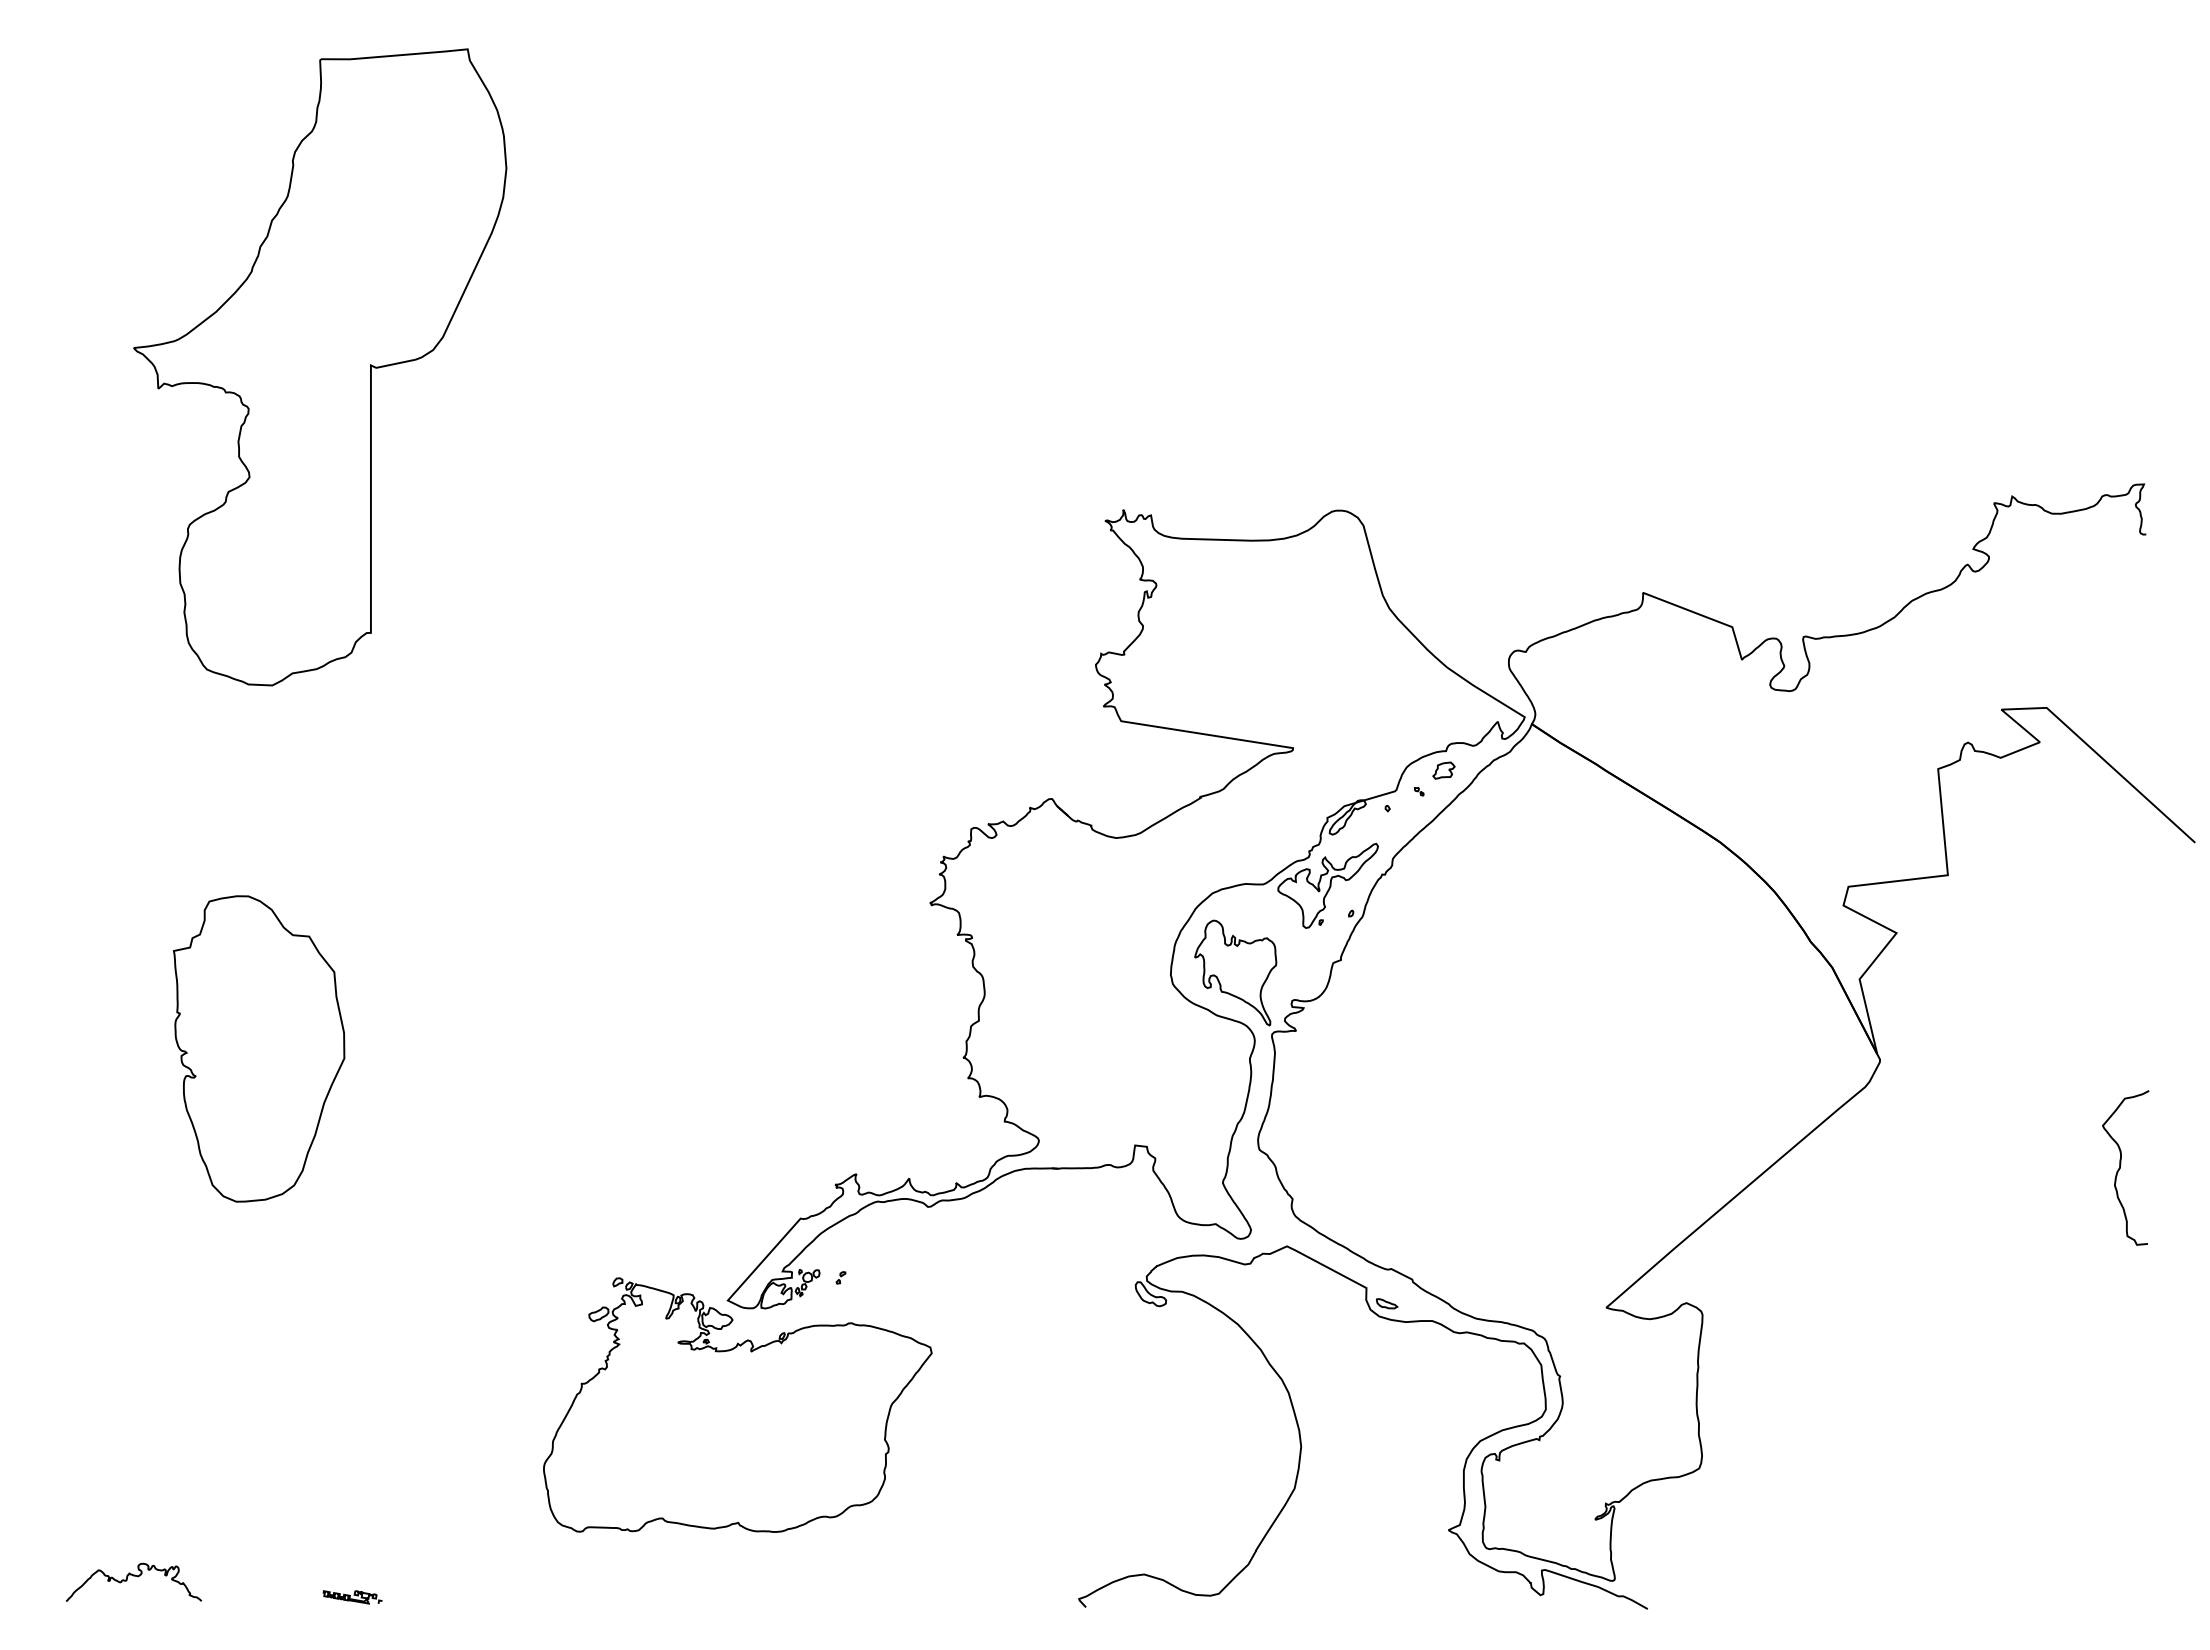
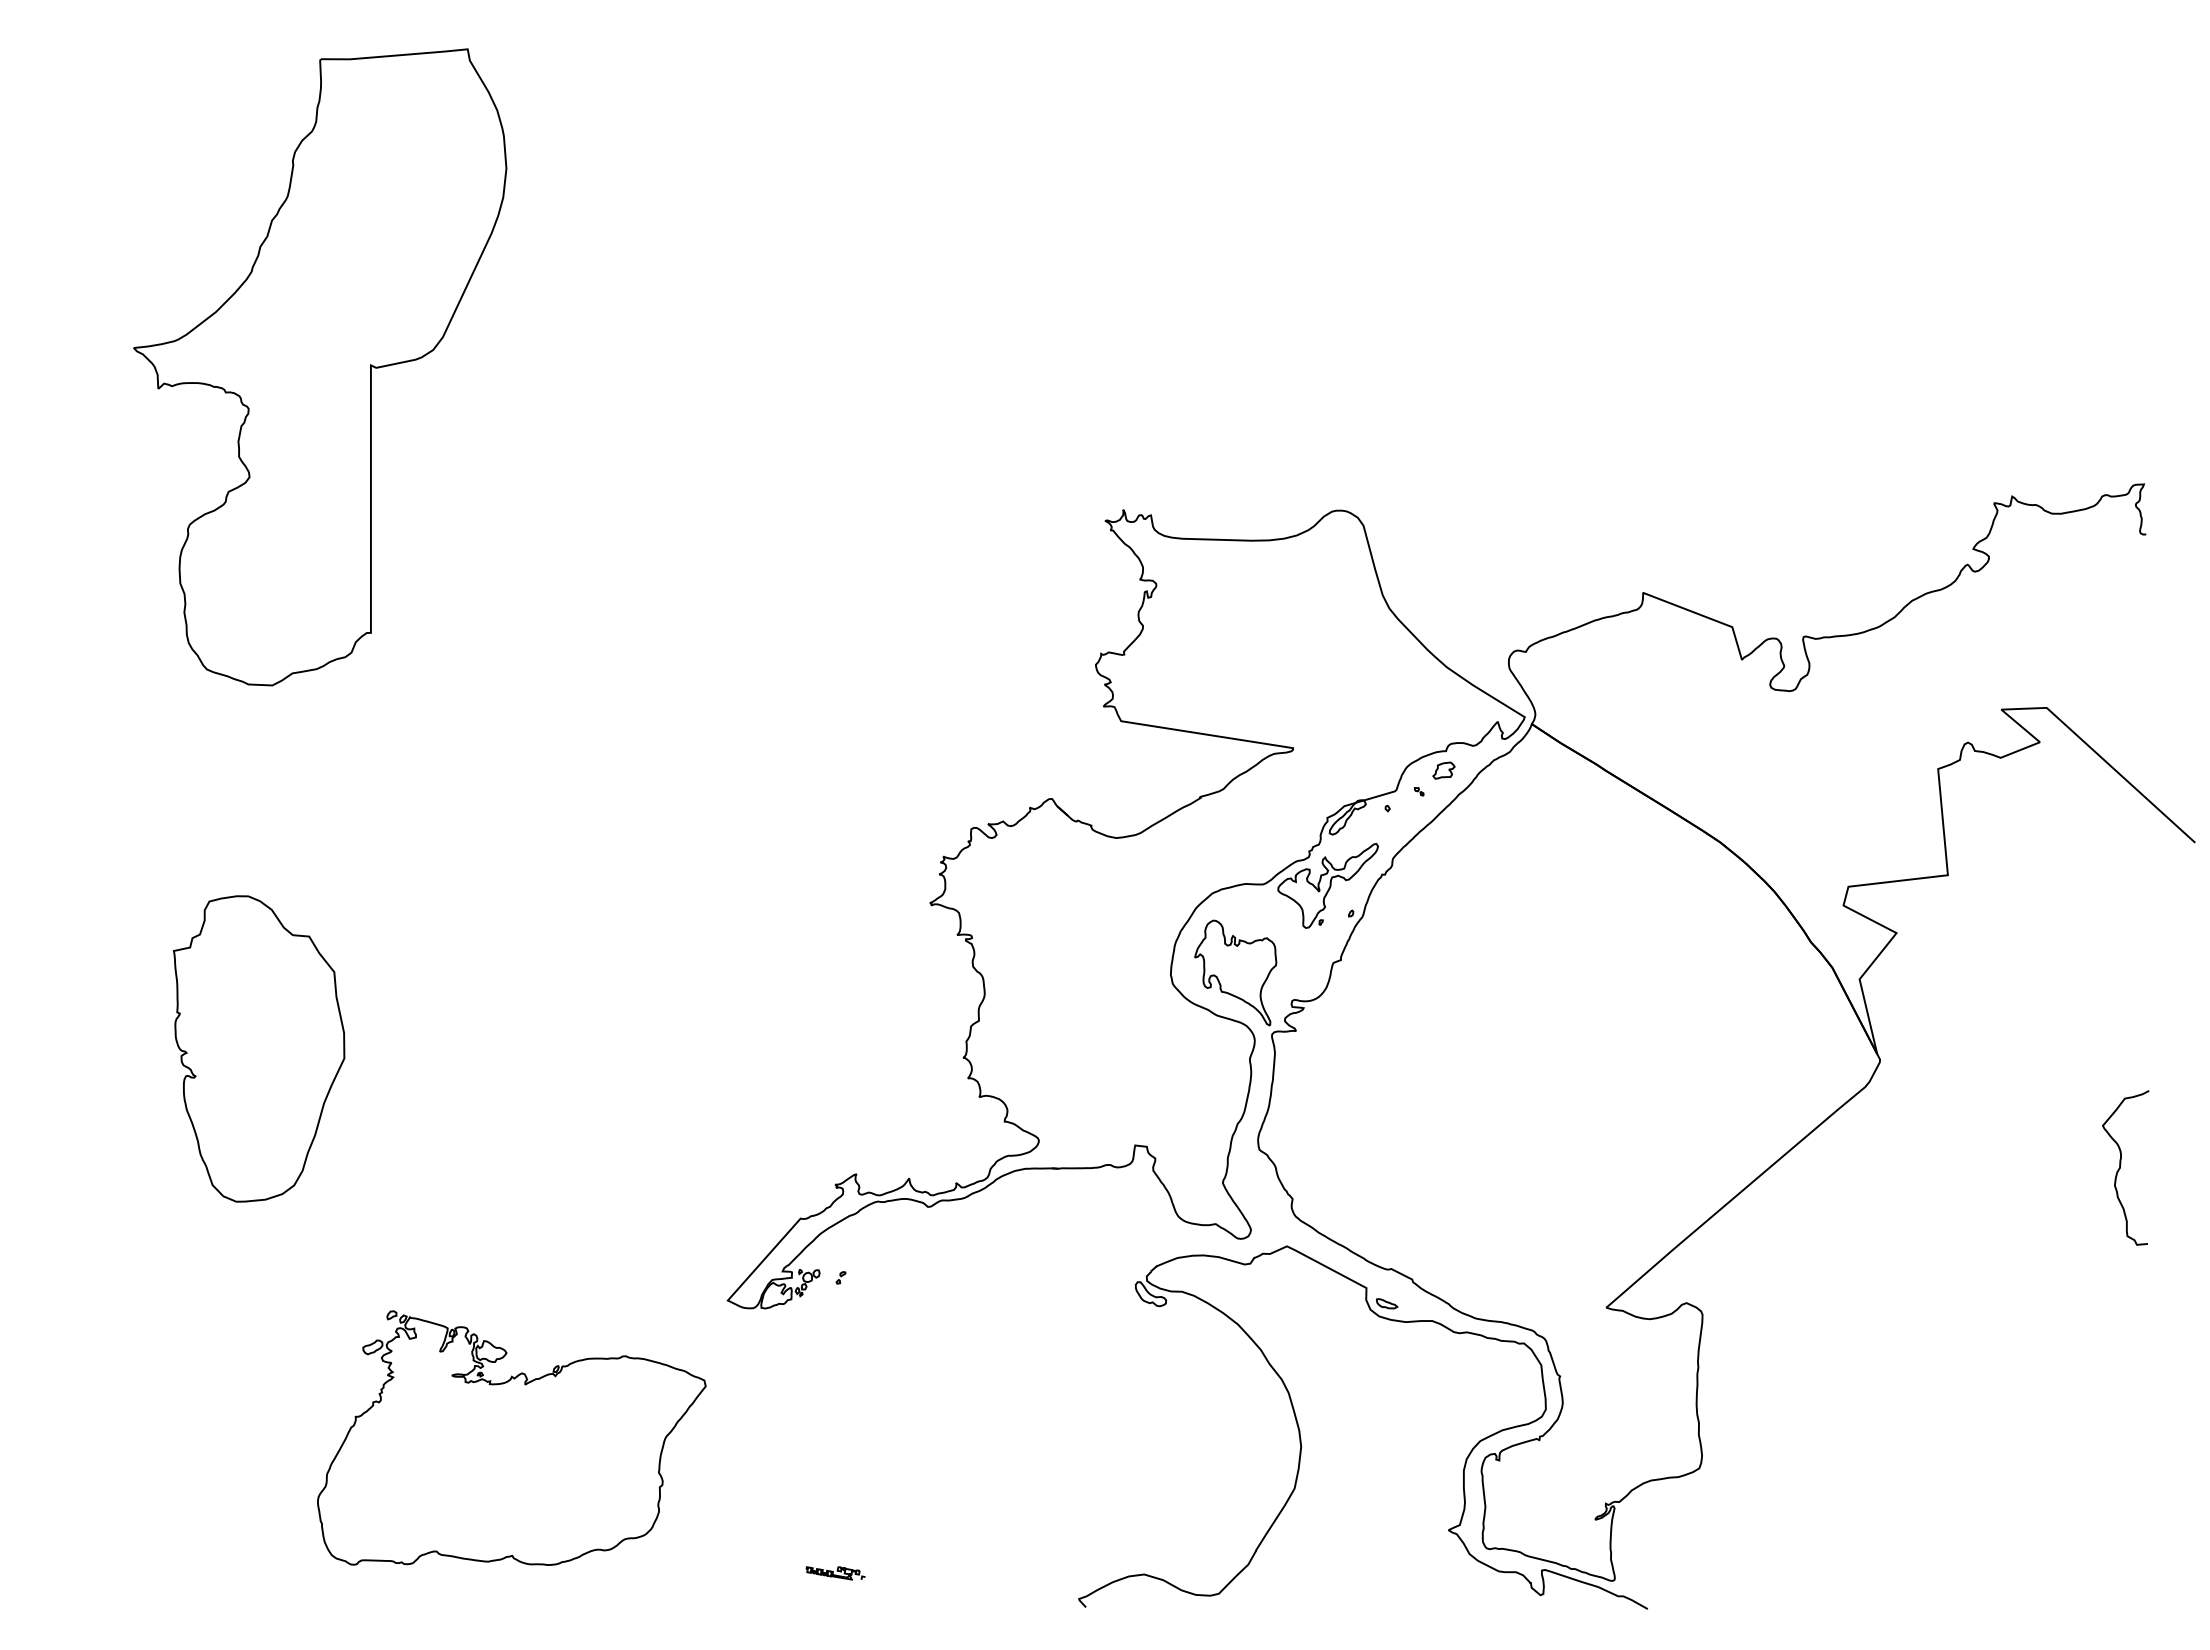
part position: (737, 1404) -> (511, 1437) (511, 1437)
curve: present -> none (134, 1576)
part position: (352, 1597) -> (835, 1573) (835, 1573)
